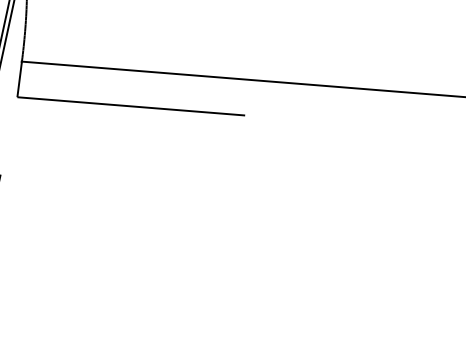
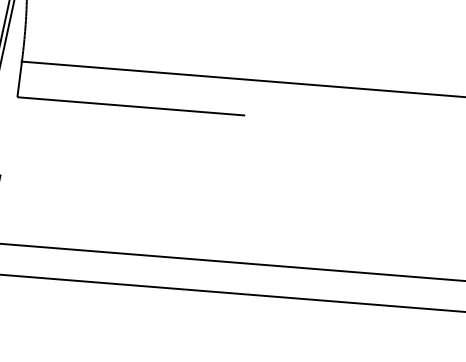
line: none -> present (232, 261)
line: none -> present (232, 292)
